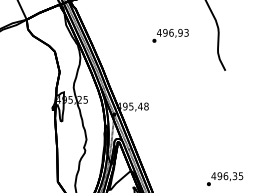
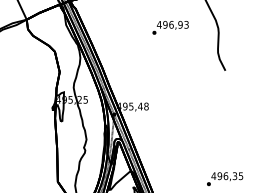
text position: (170, 35) -> (170, 27) (170, 27)
